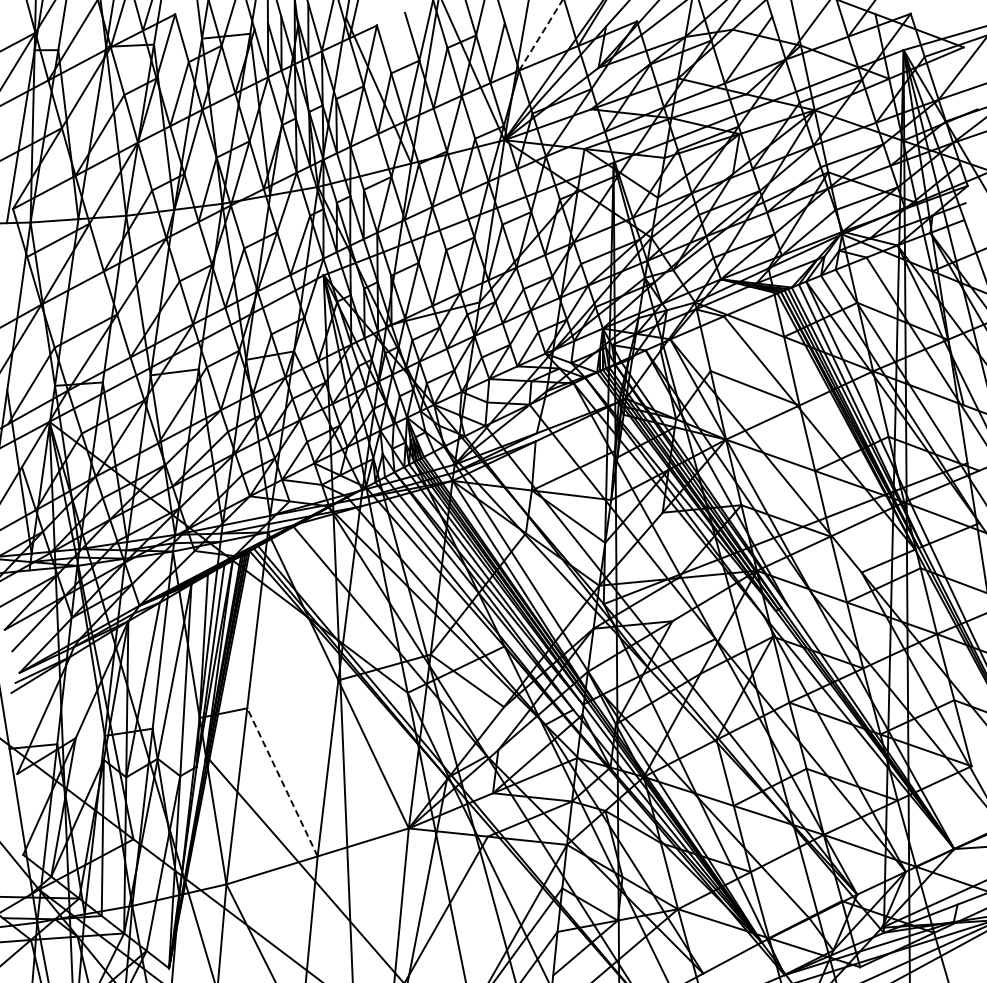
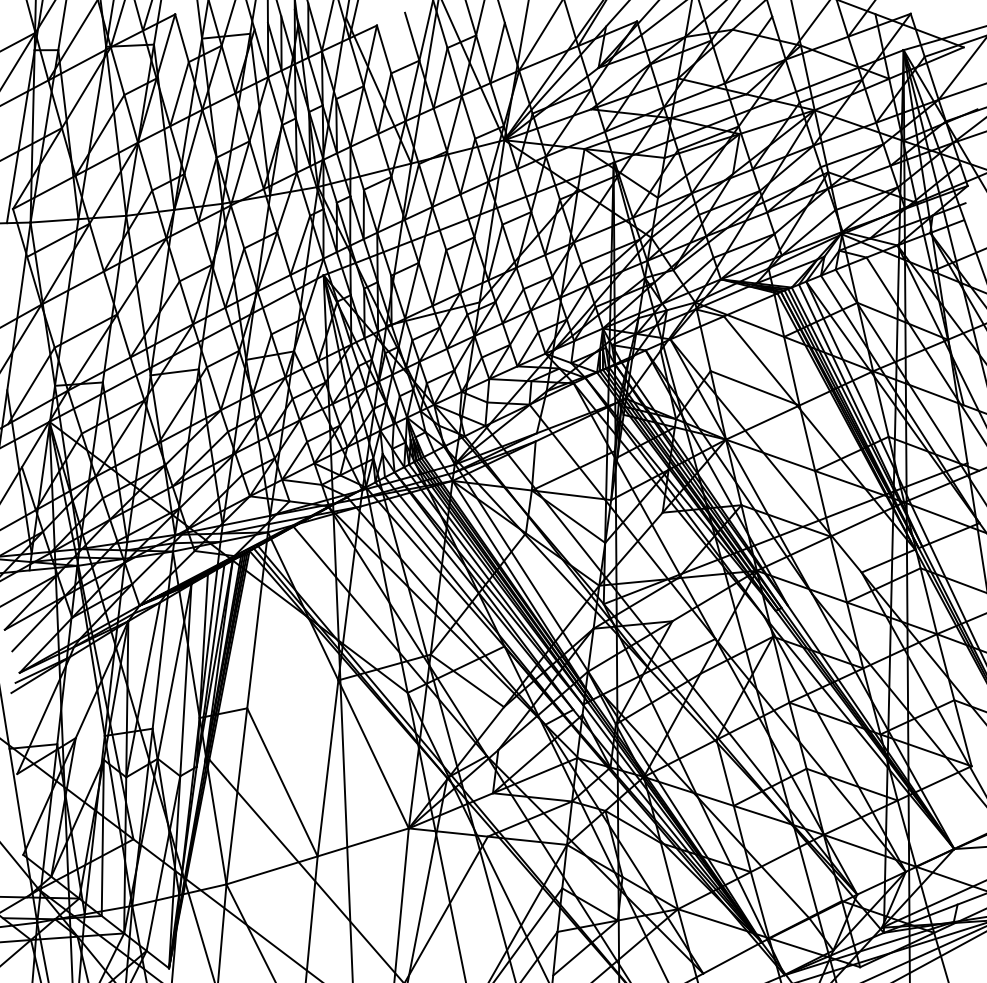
line: dashed -> solid (541, 35)
line: dashed -> solid (282, 782)
